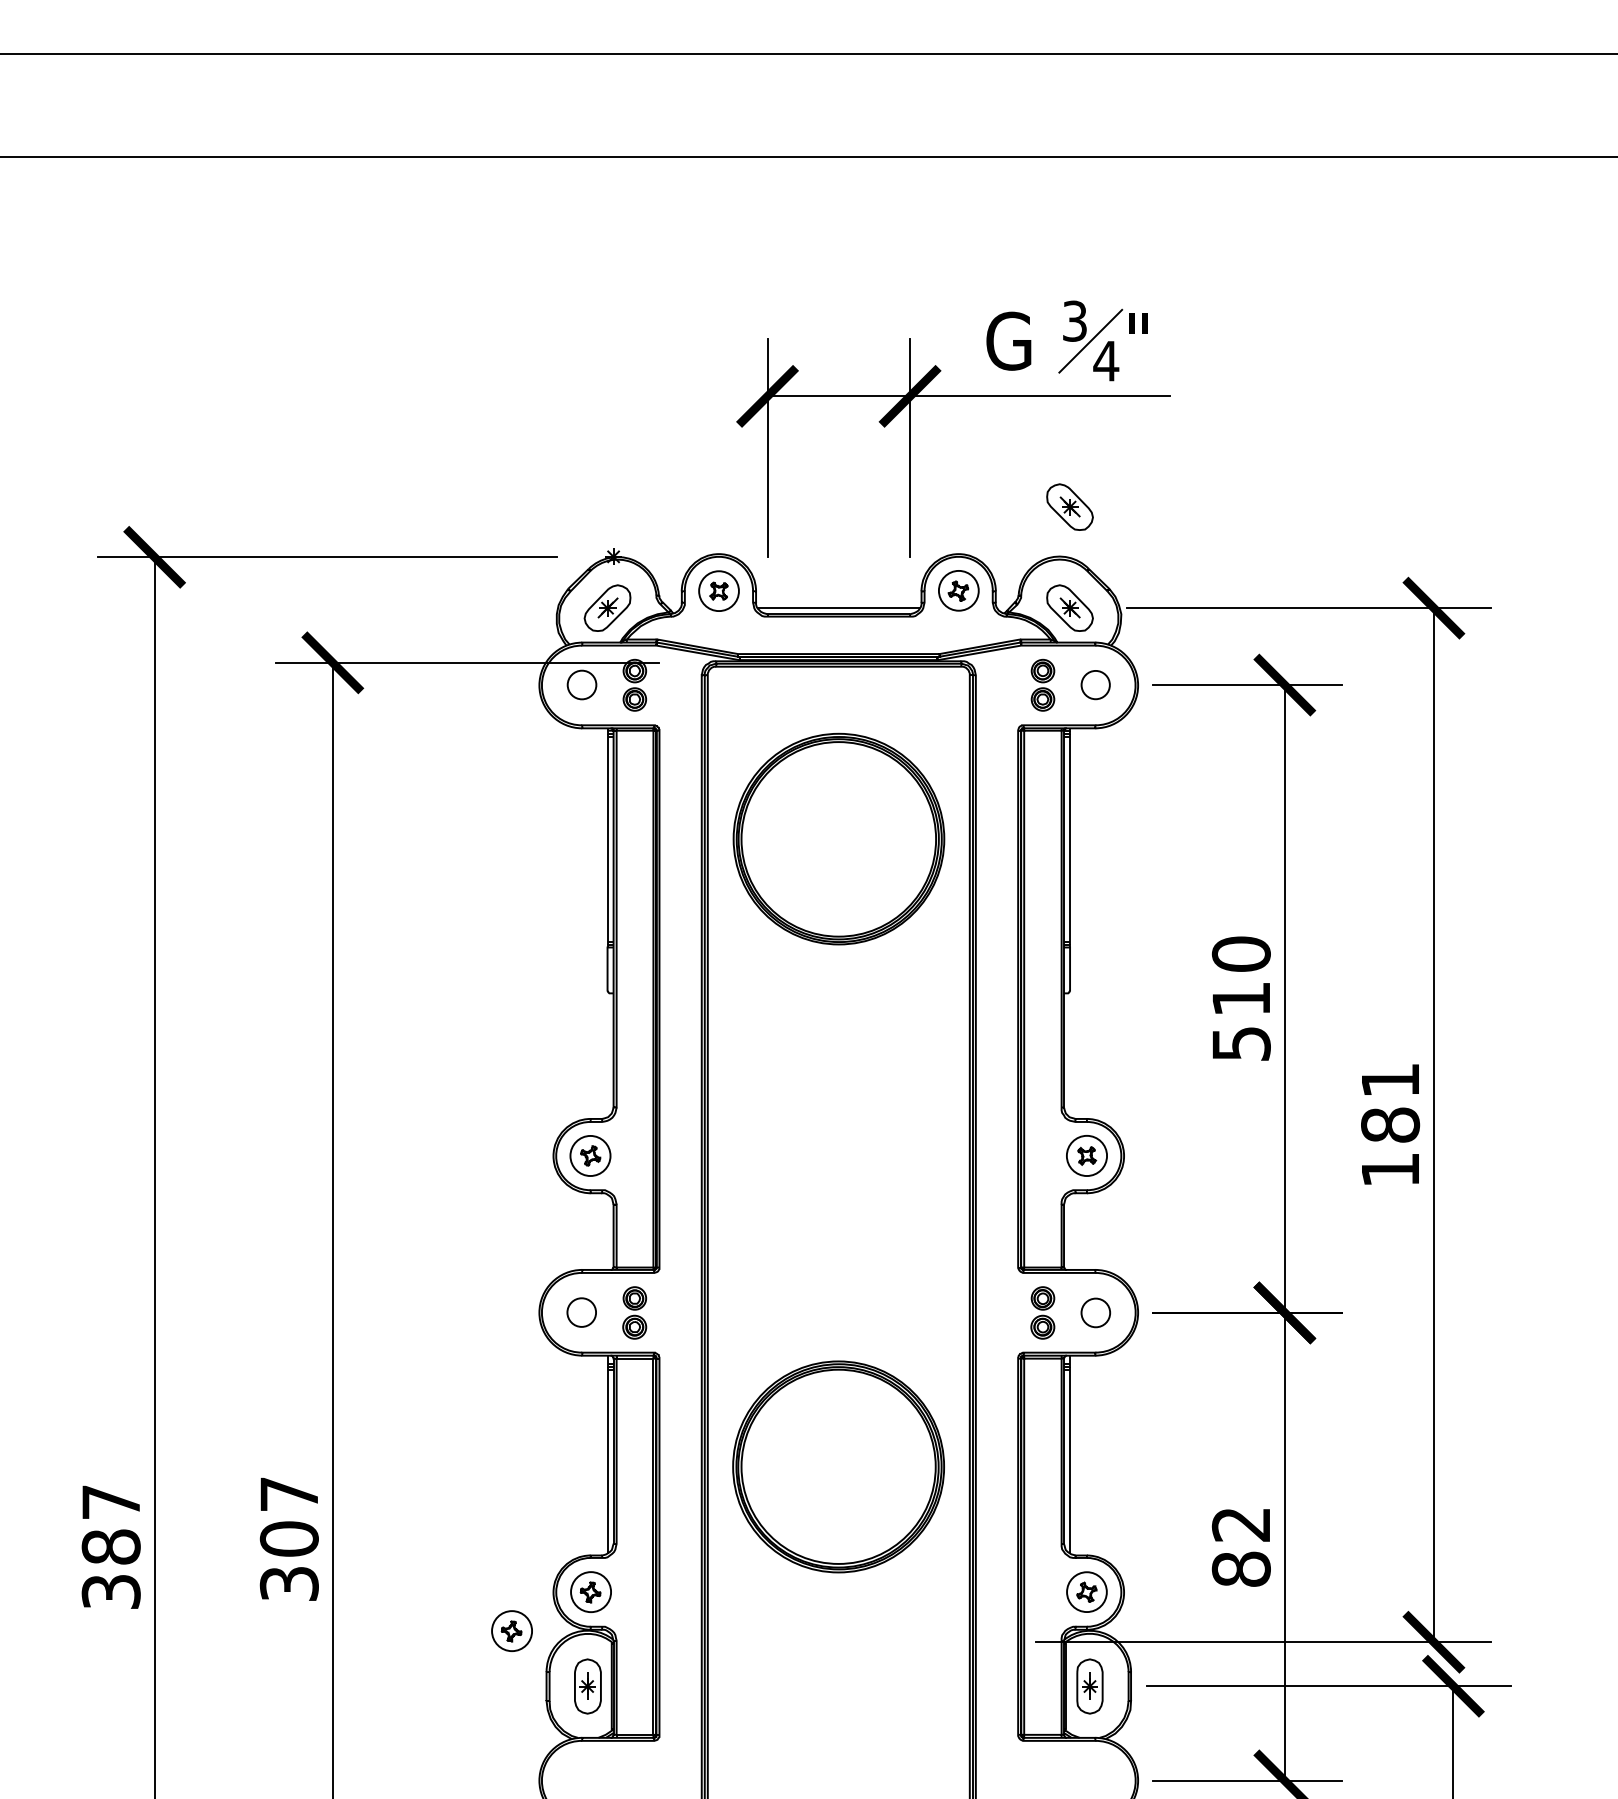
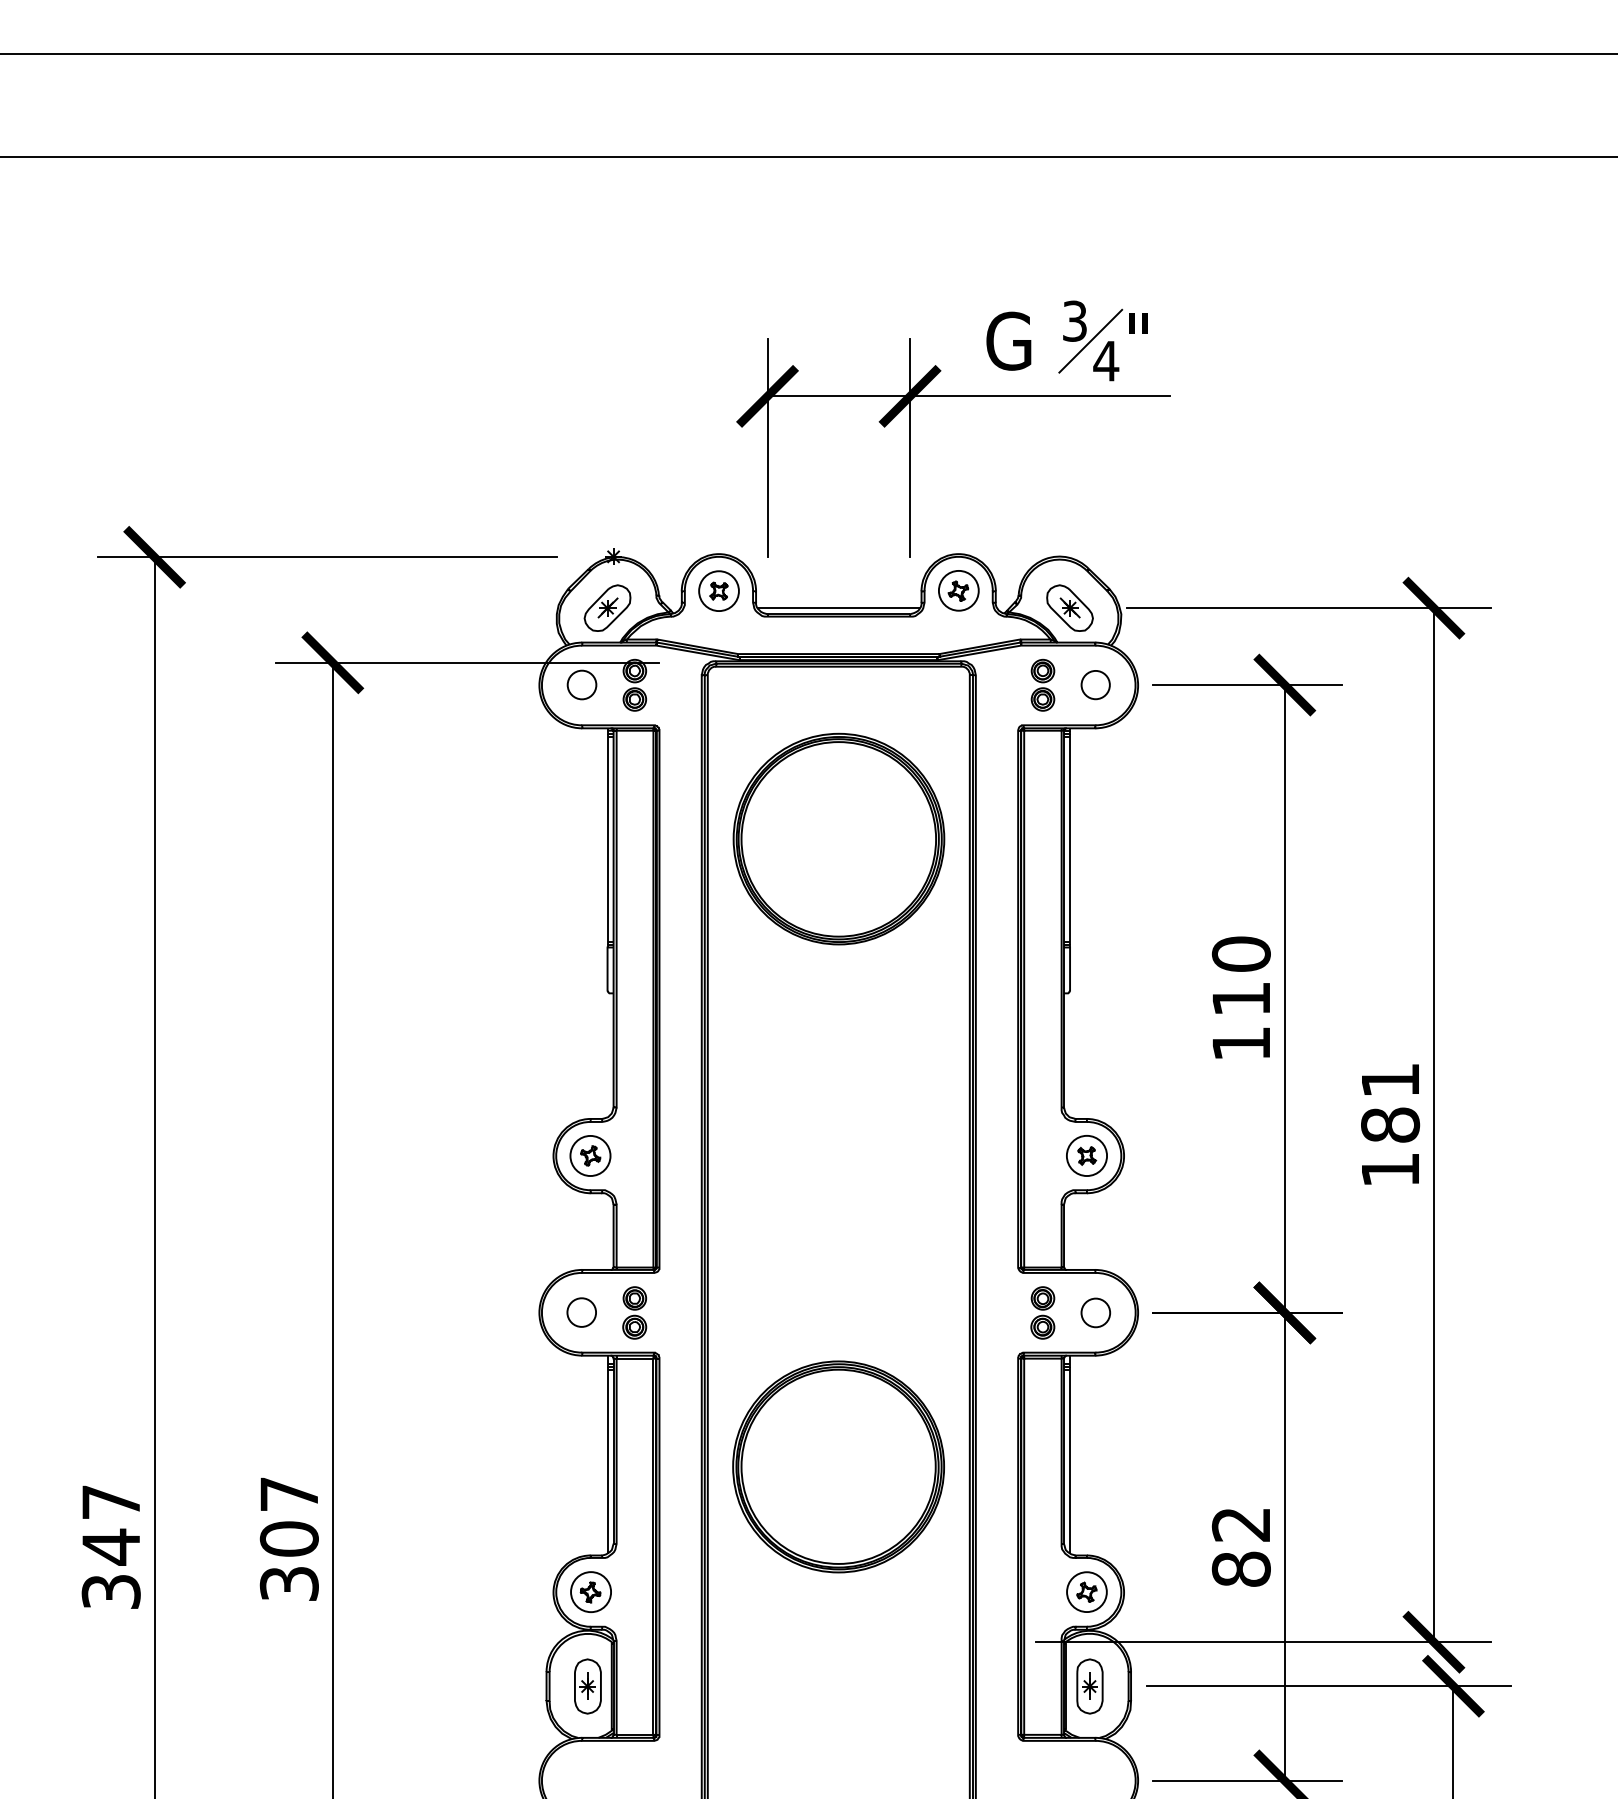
part: present -> none (1069, 506)
text: 510 -> 110 (1241, 1043)
text: 387 -> 347 (110, 1546)
part: present -> none (511, 1630)
